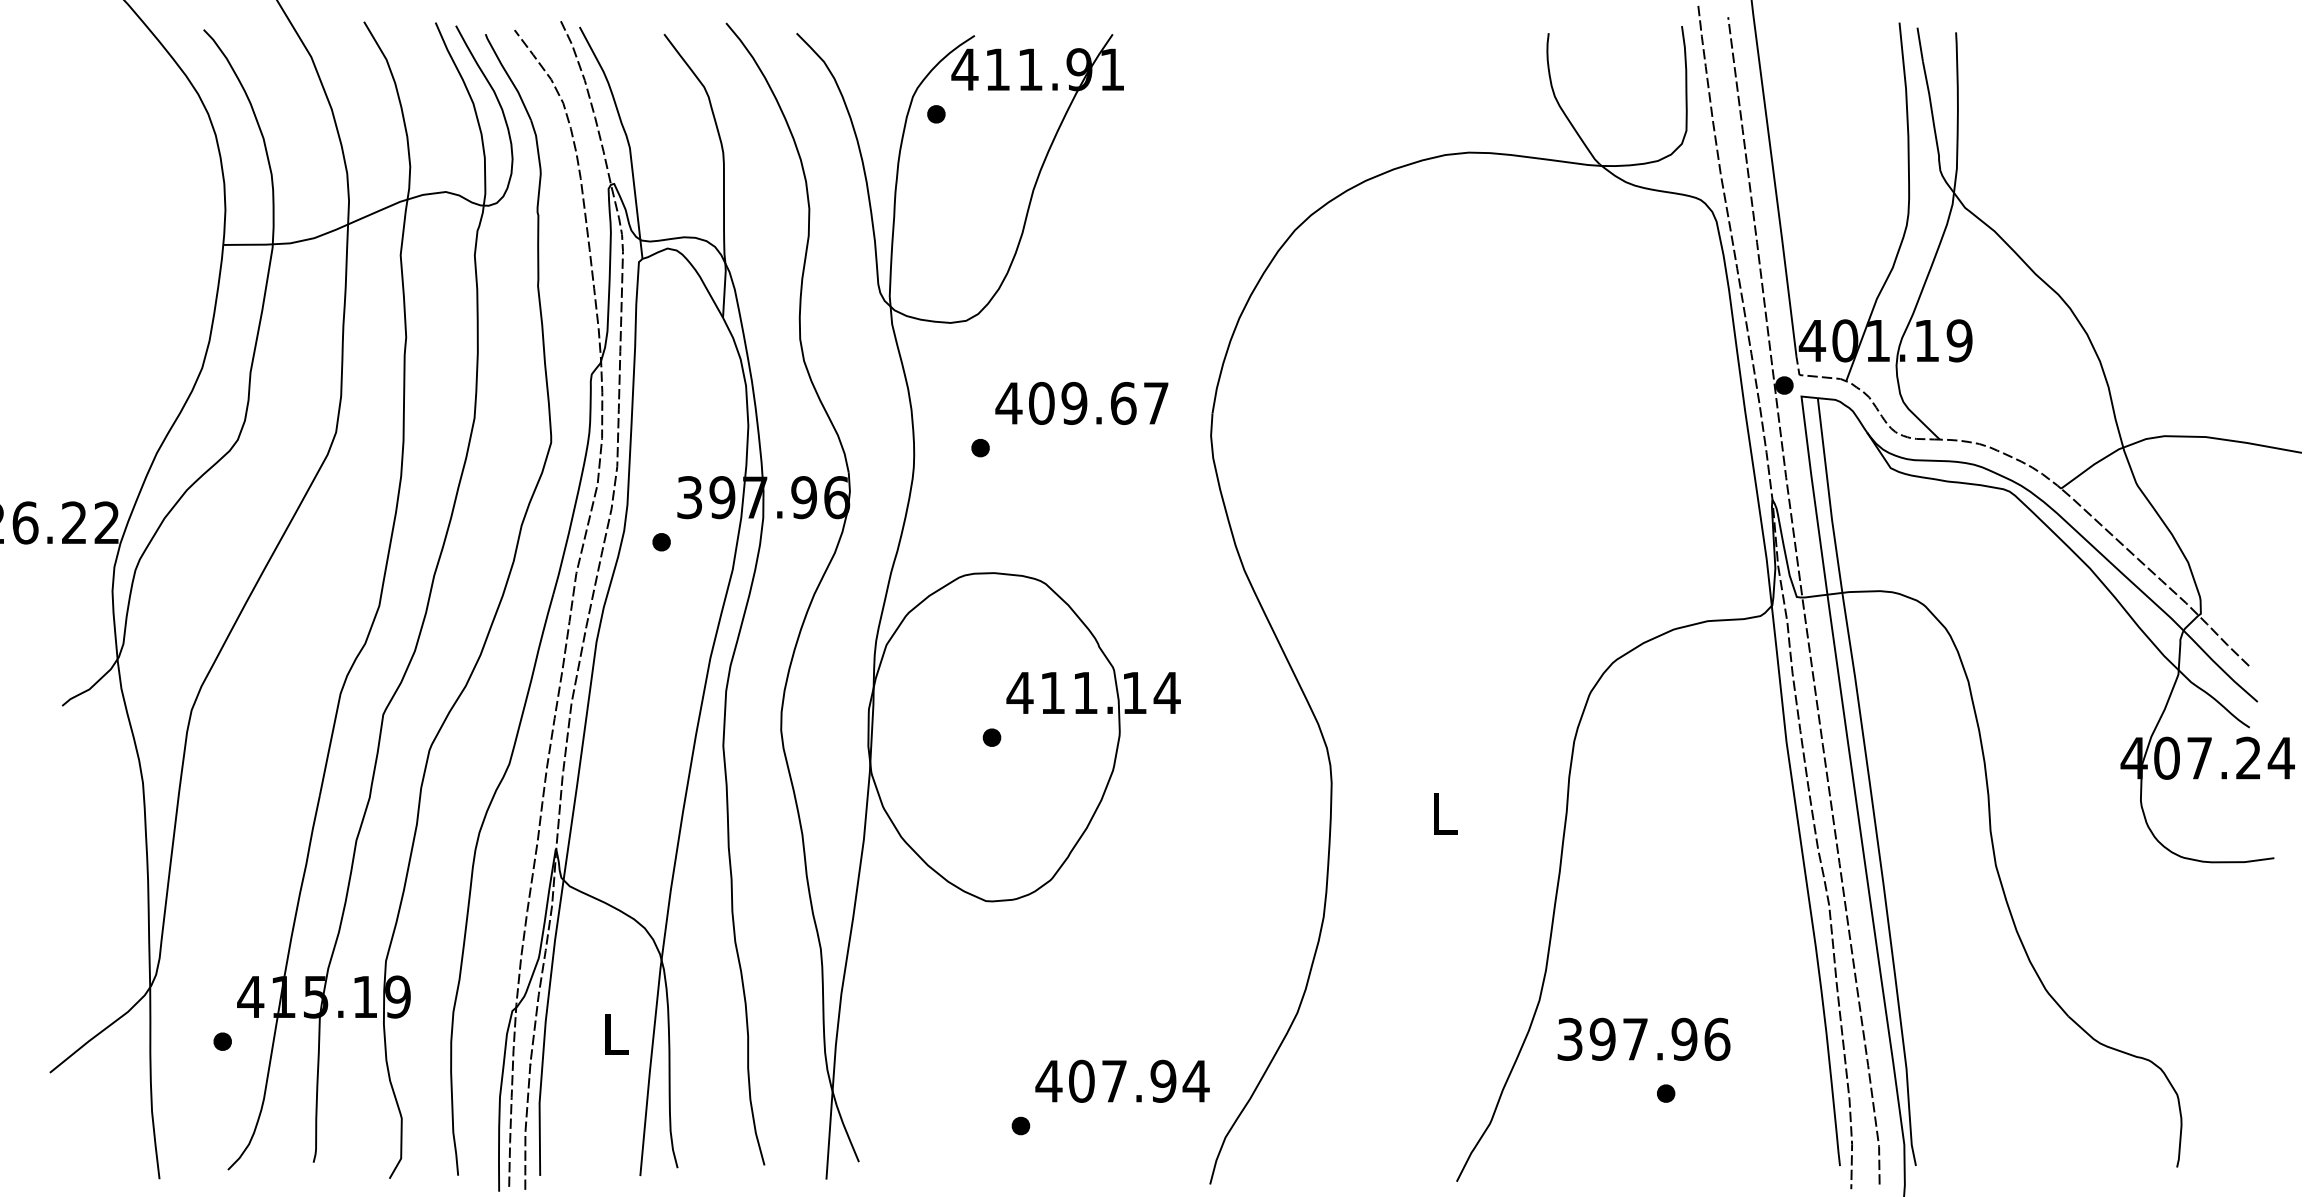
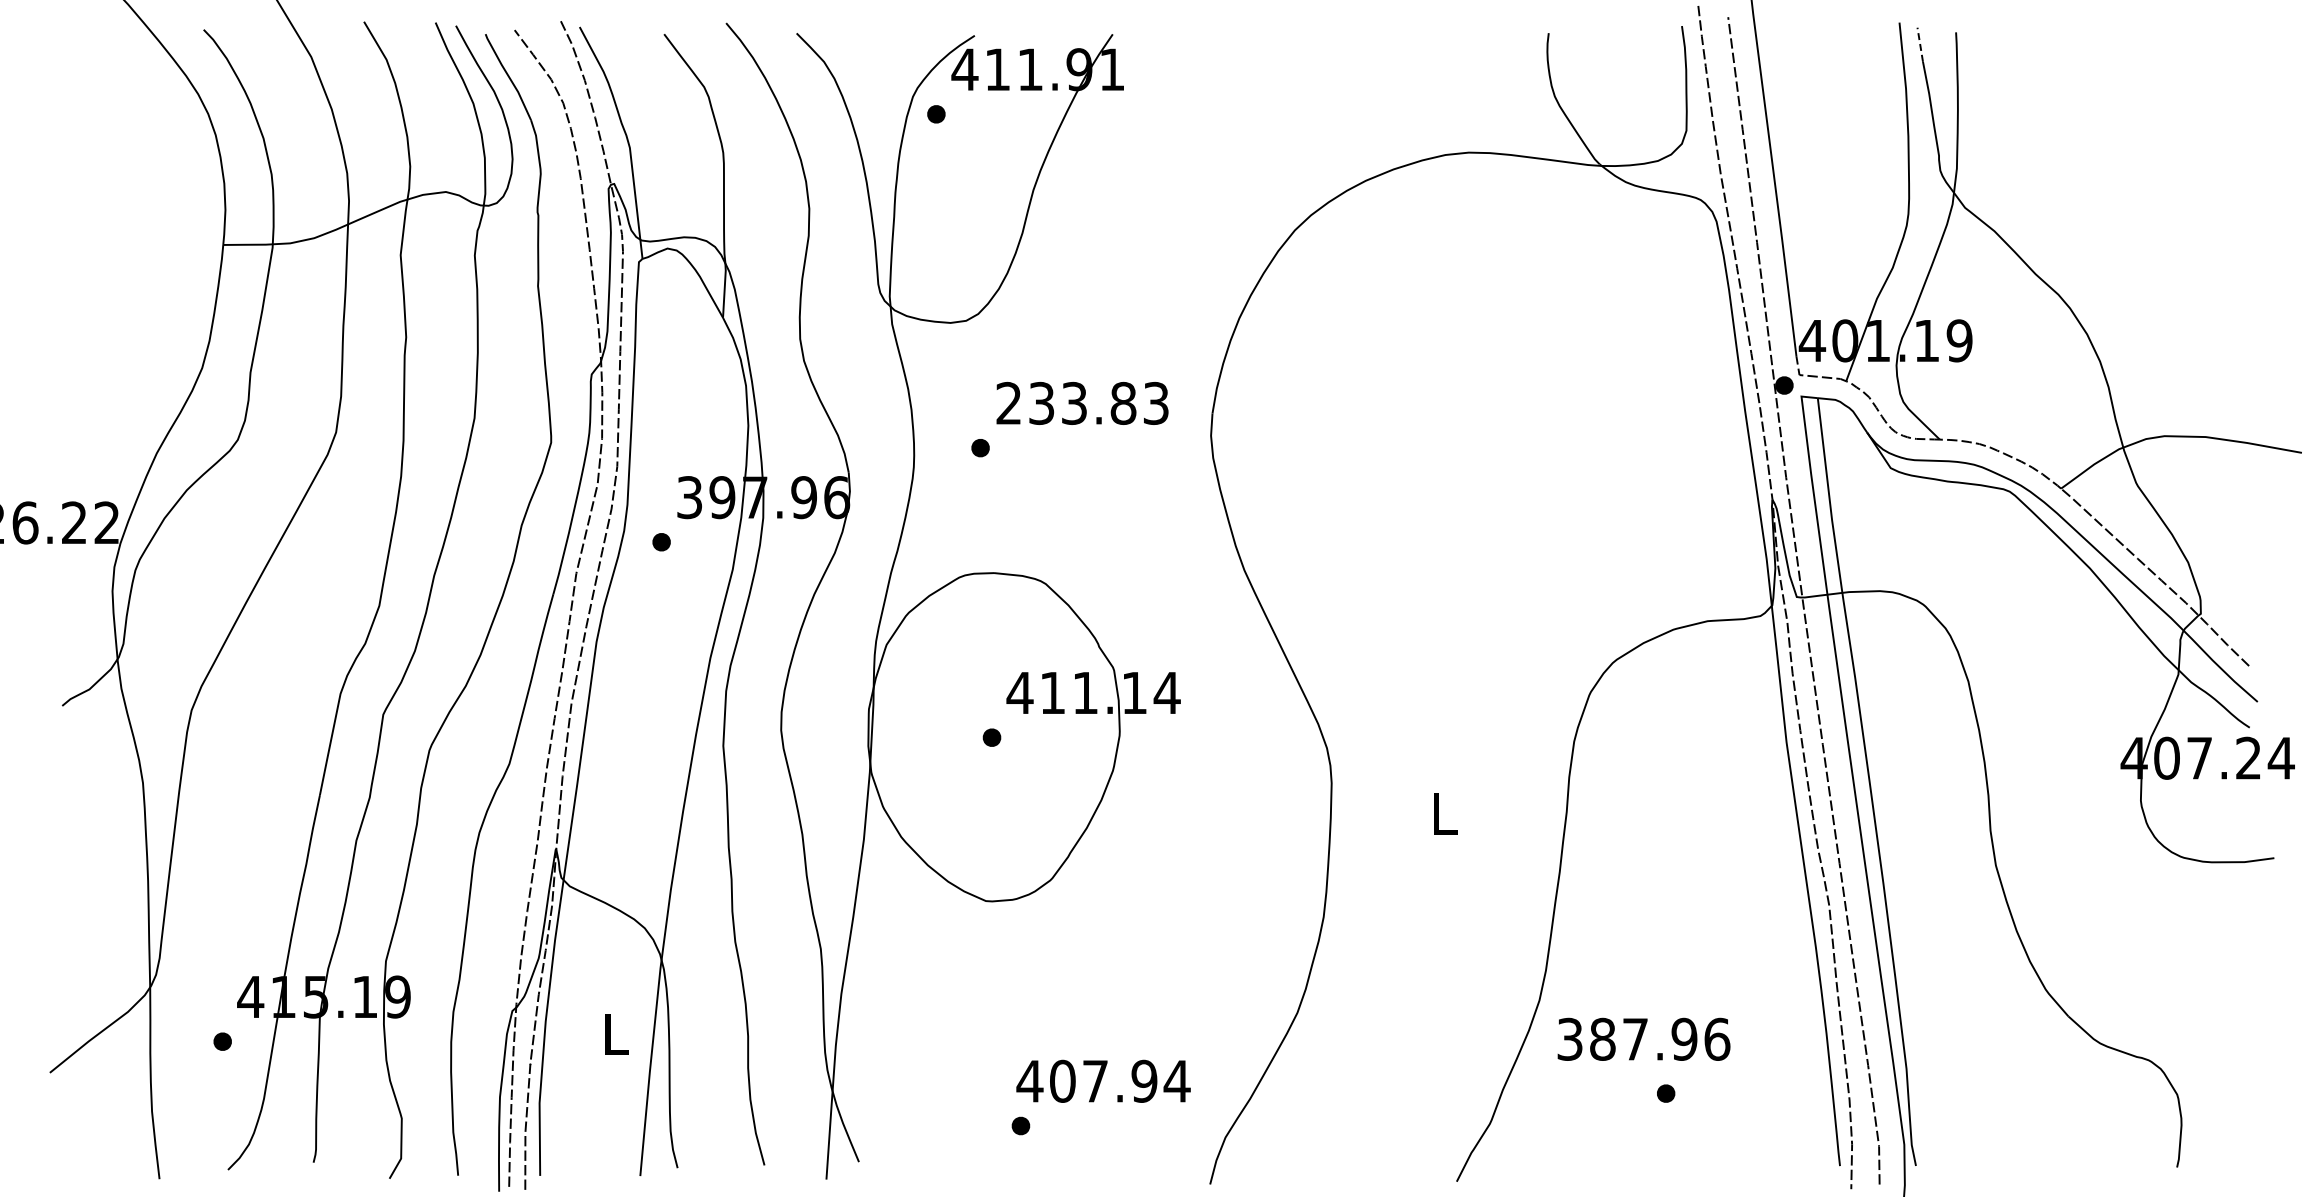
line: solid -> dashed (1920, 44)
text: 409.67 -> 233.83 (1081, 402)
text: 397.96 -> 387.96 (1602, 1039)
text position: (1122, 1080) -> (1103, 1080) (1103, 1080)
